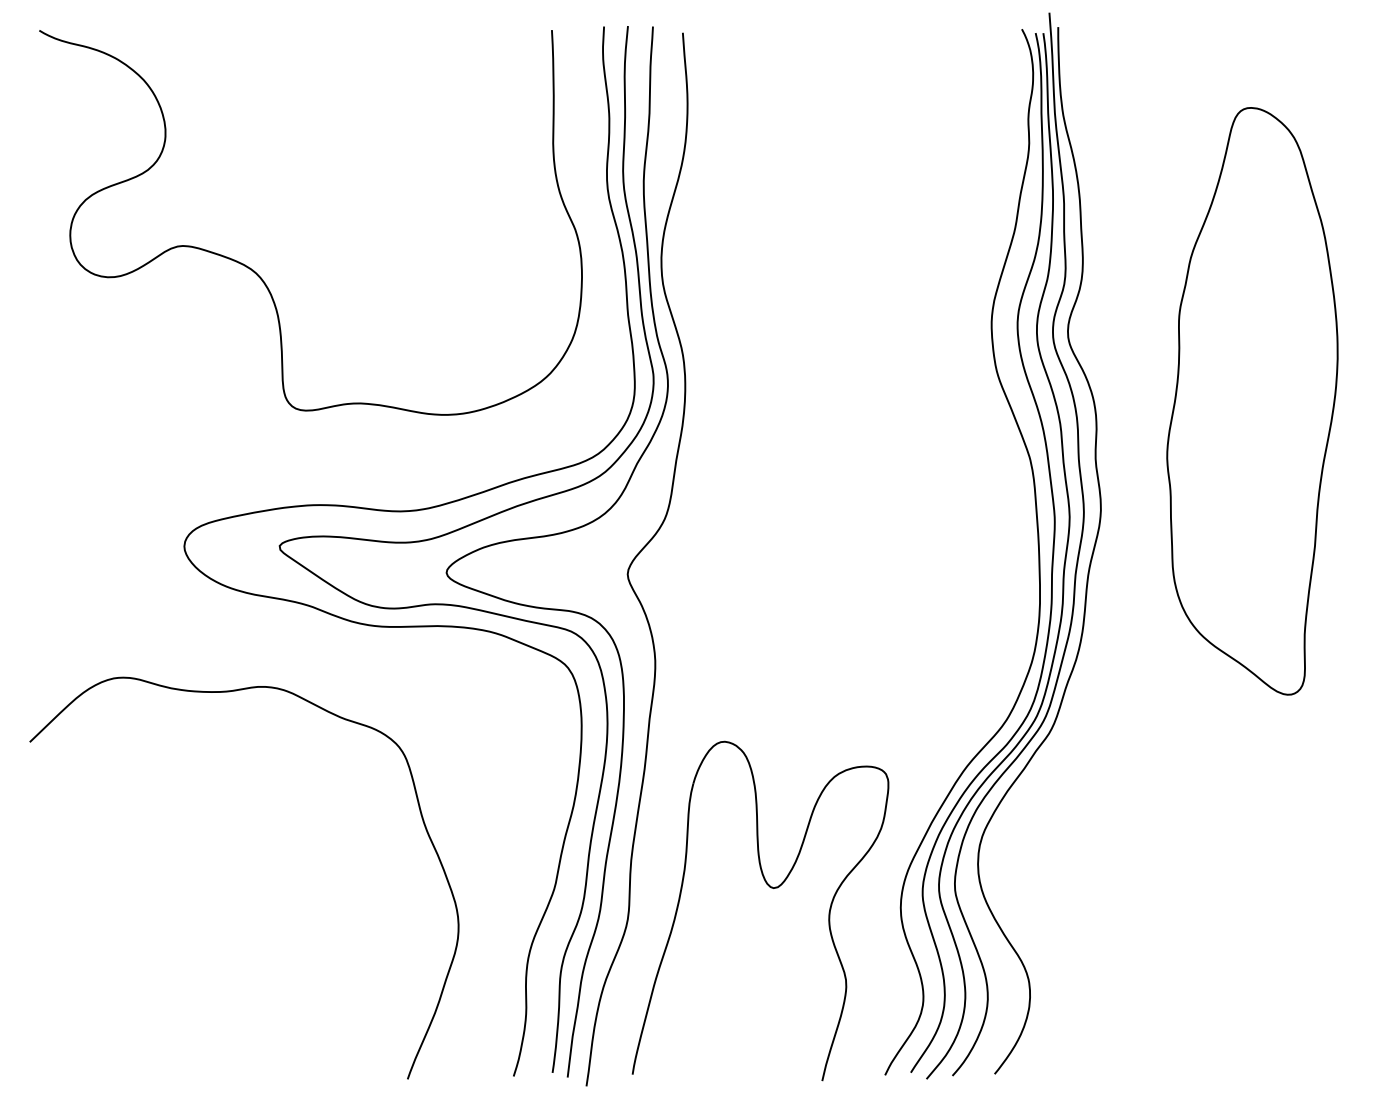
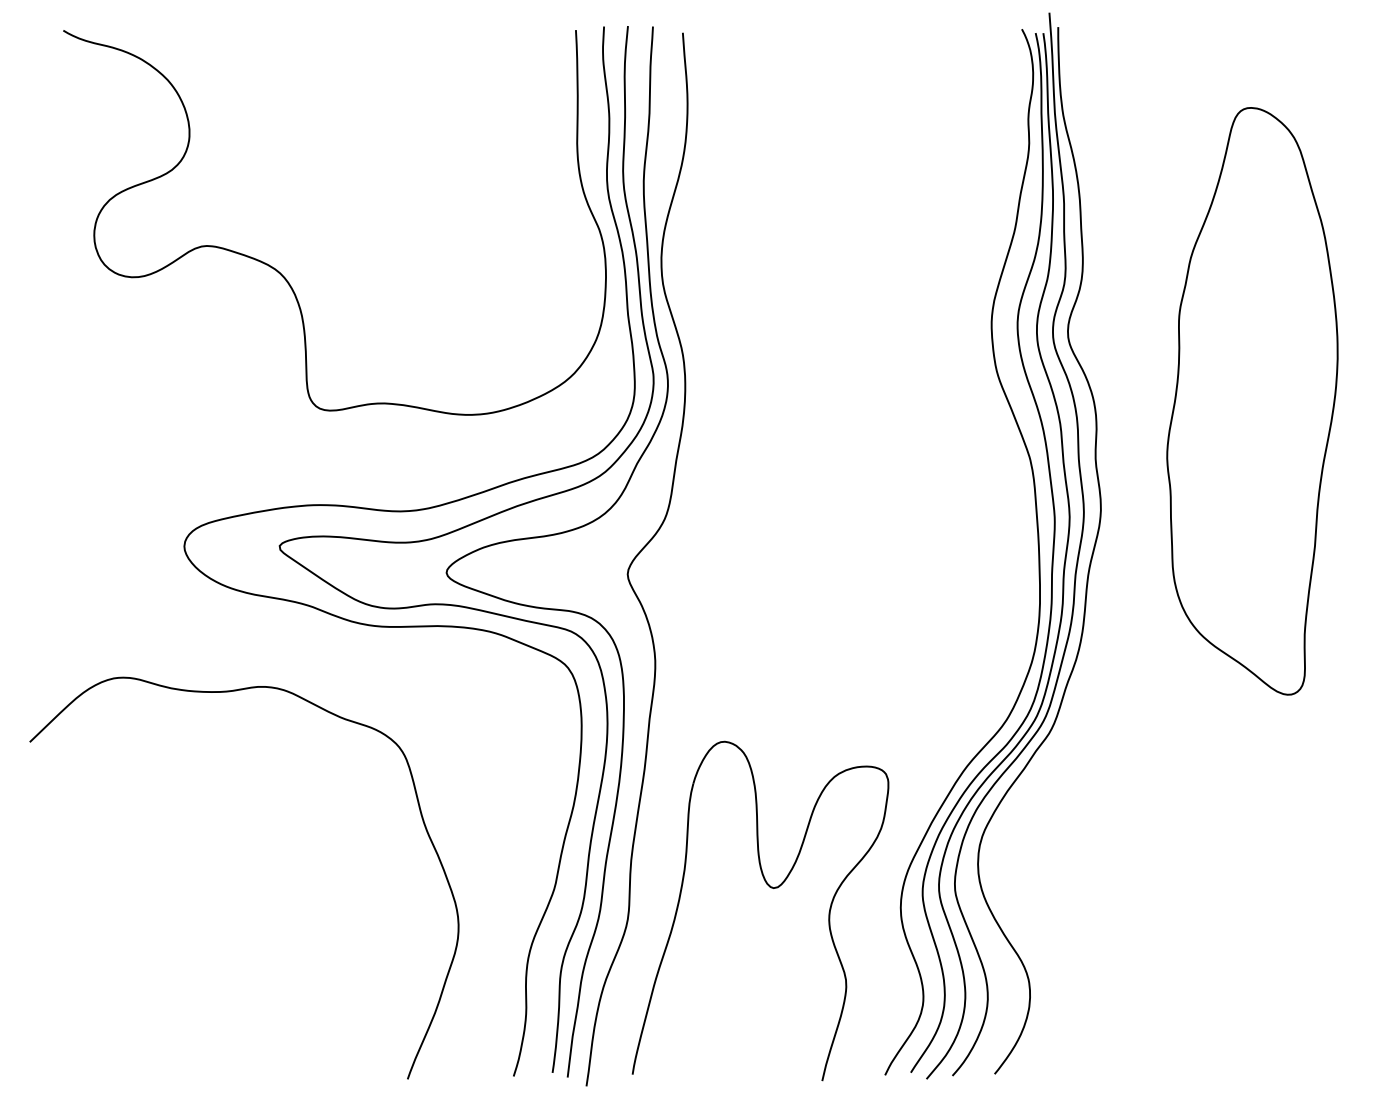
curve position: (258, 274) -> (282, 274) (282, 274)
